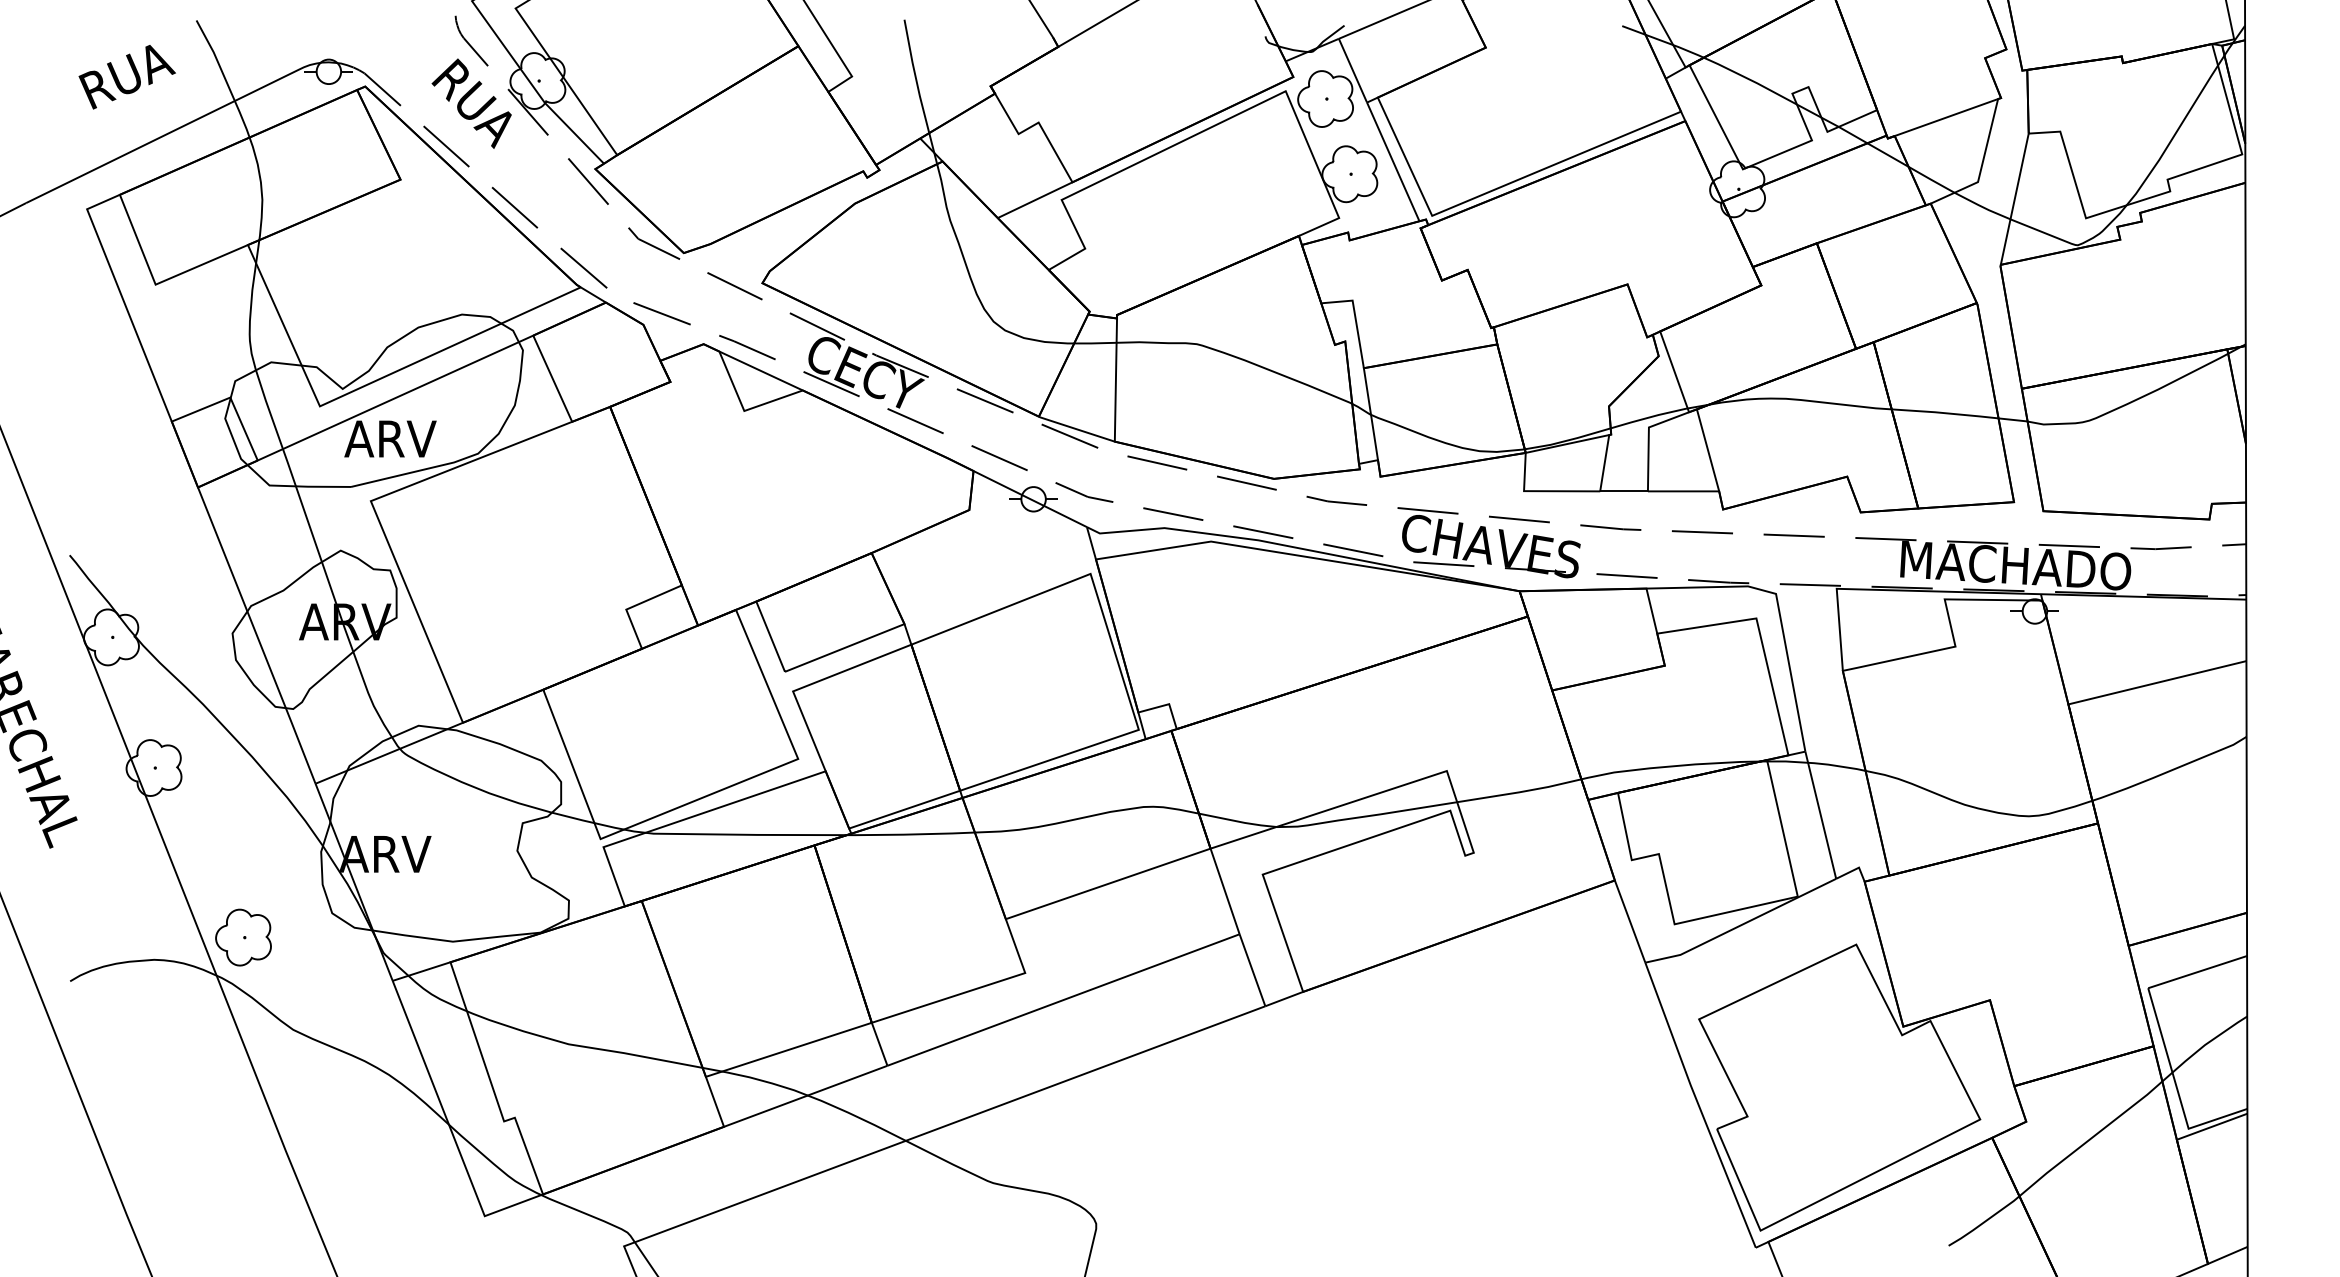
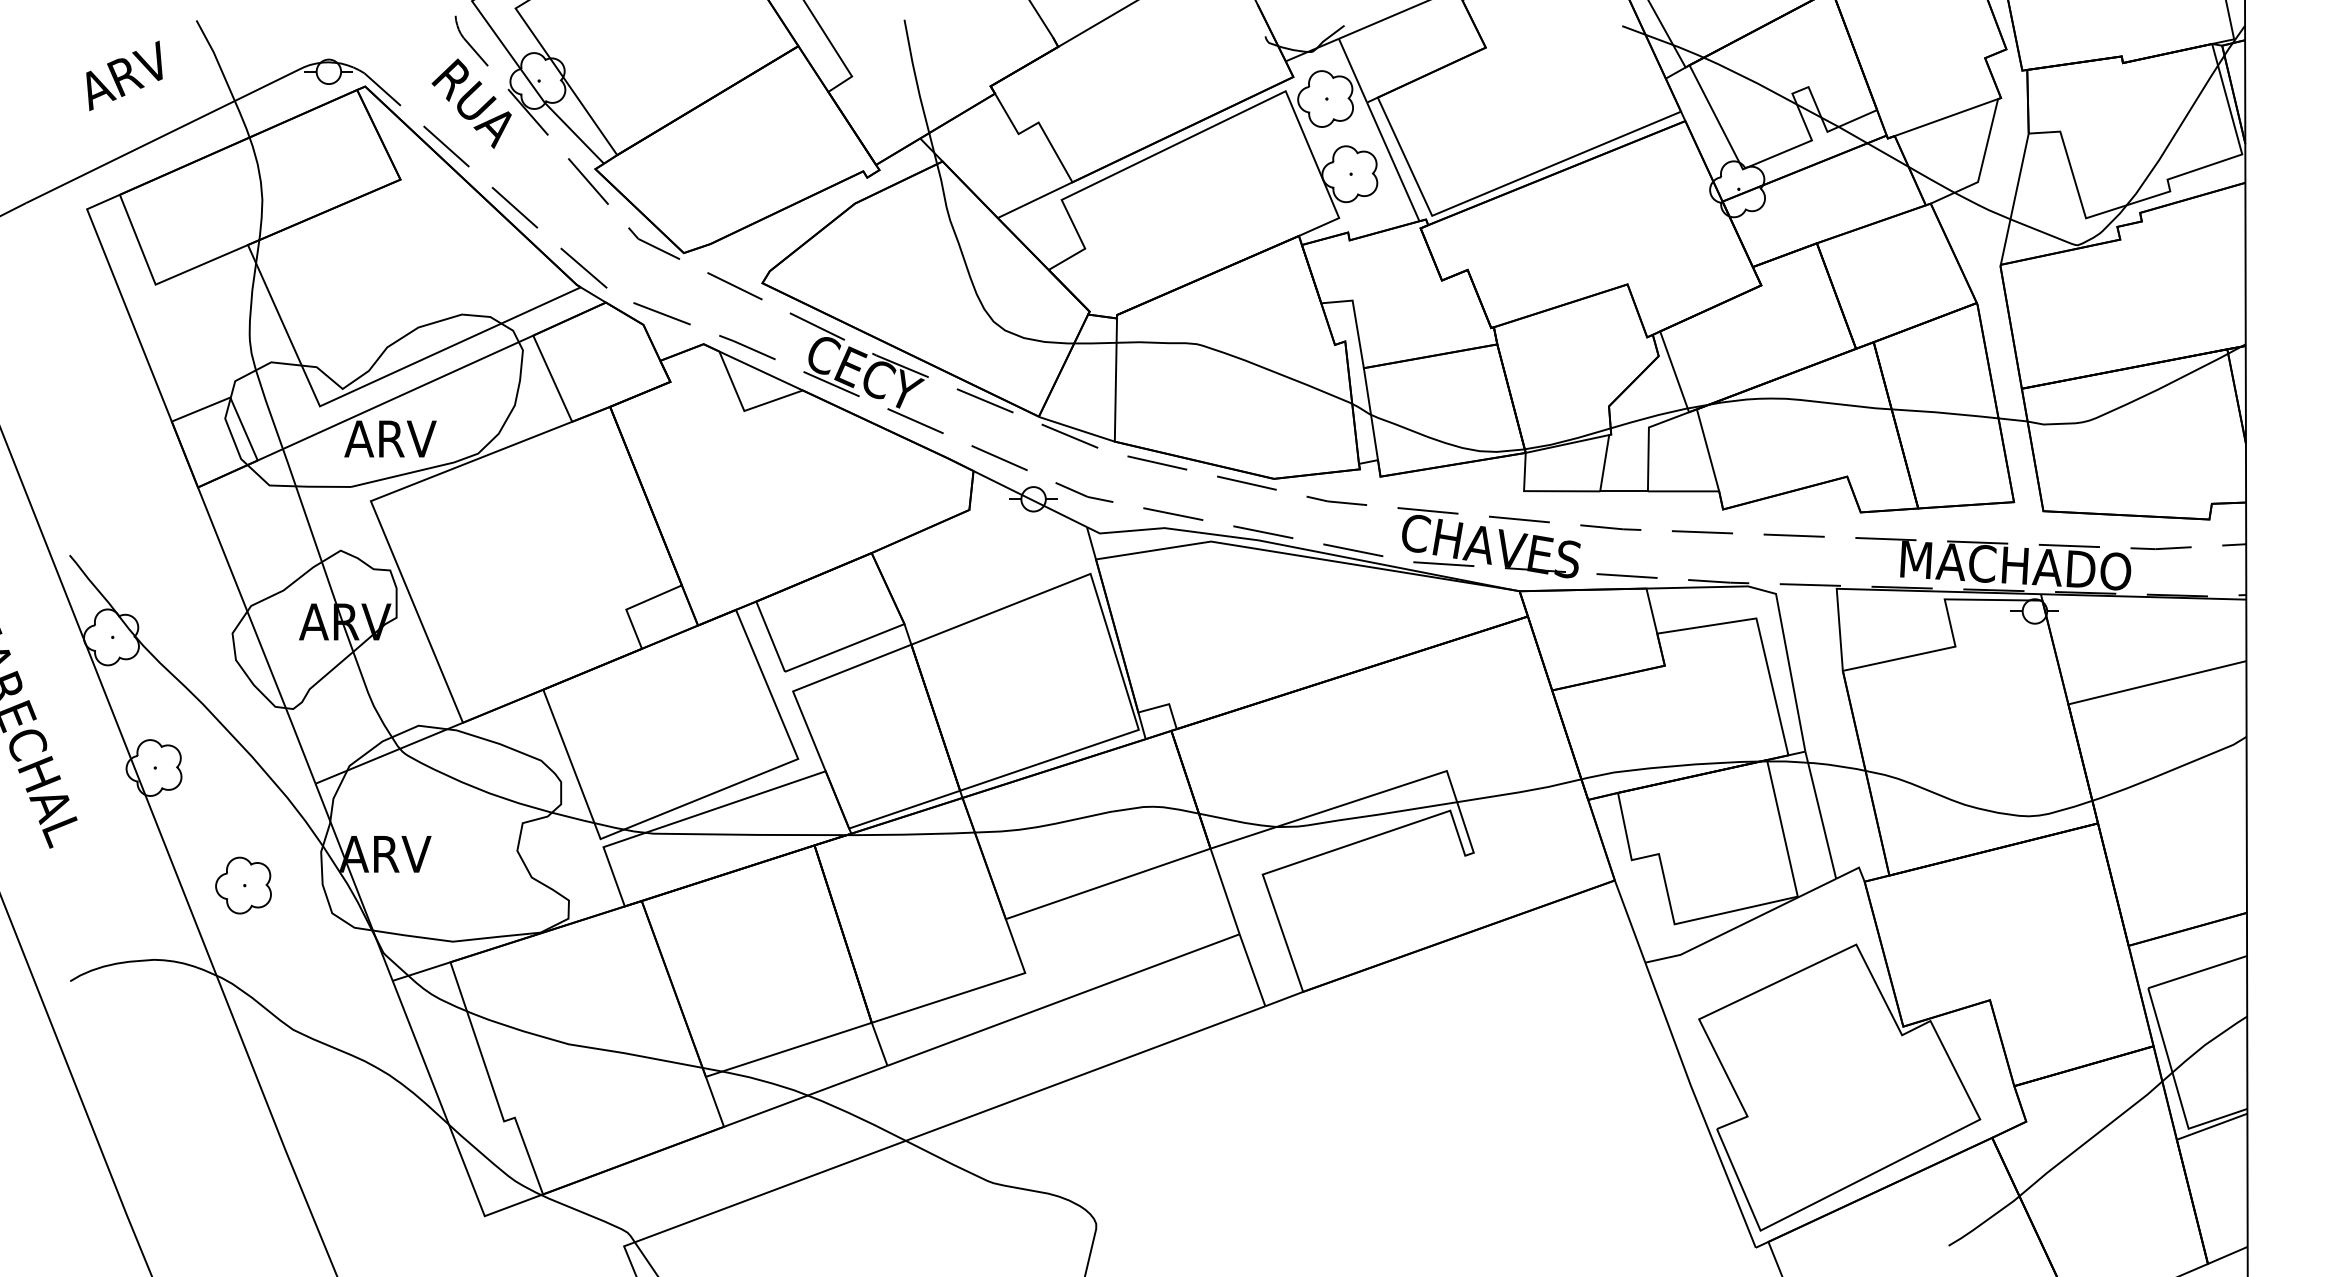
text: RUA -> ARV (126, 75)
part position: (243, 937) -> (243, 885) (243, 885)
